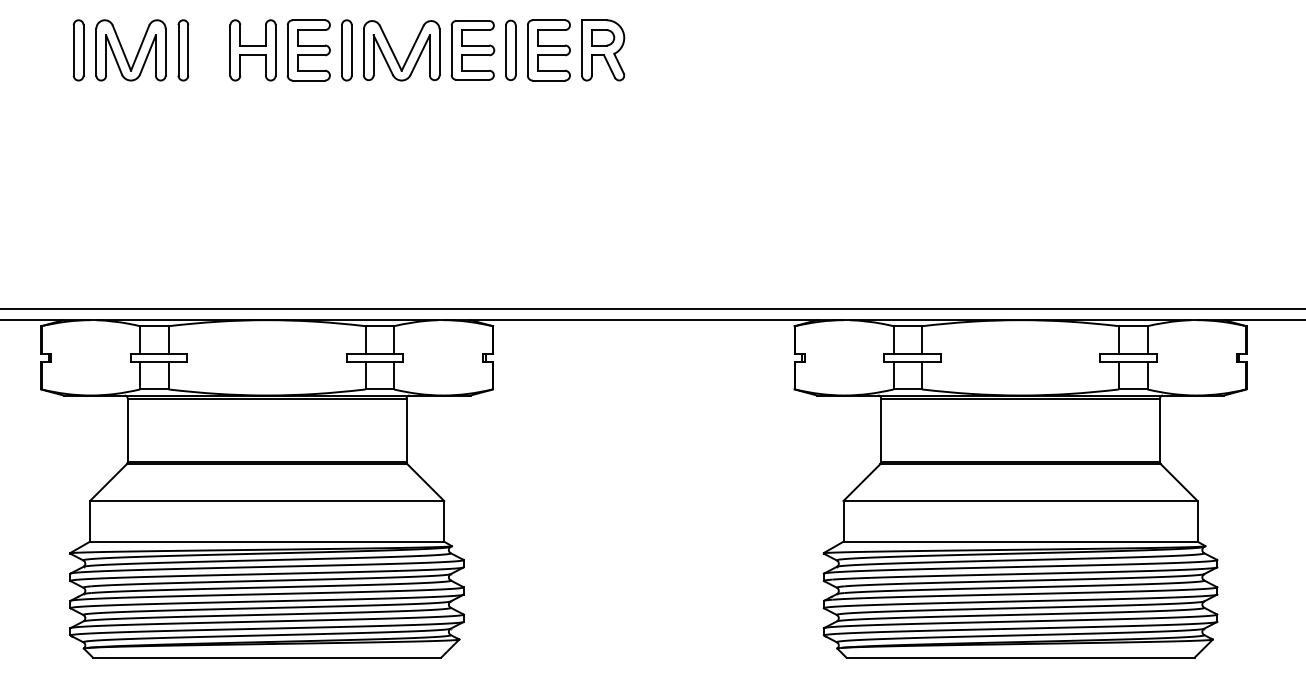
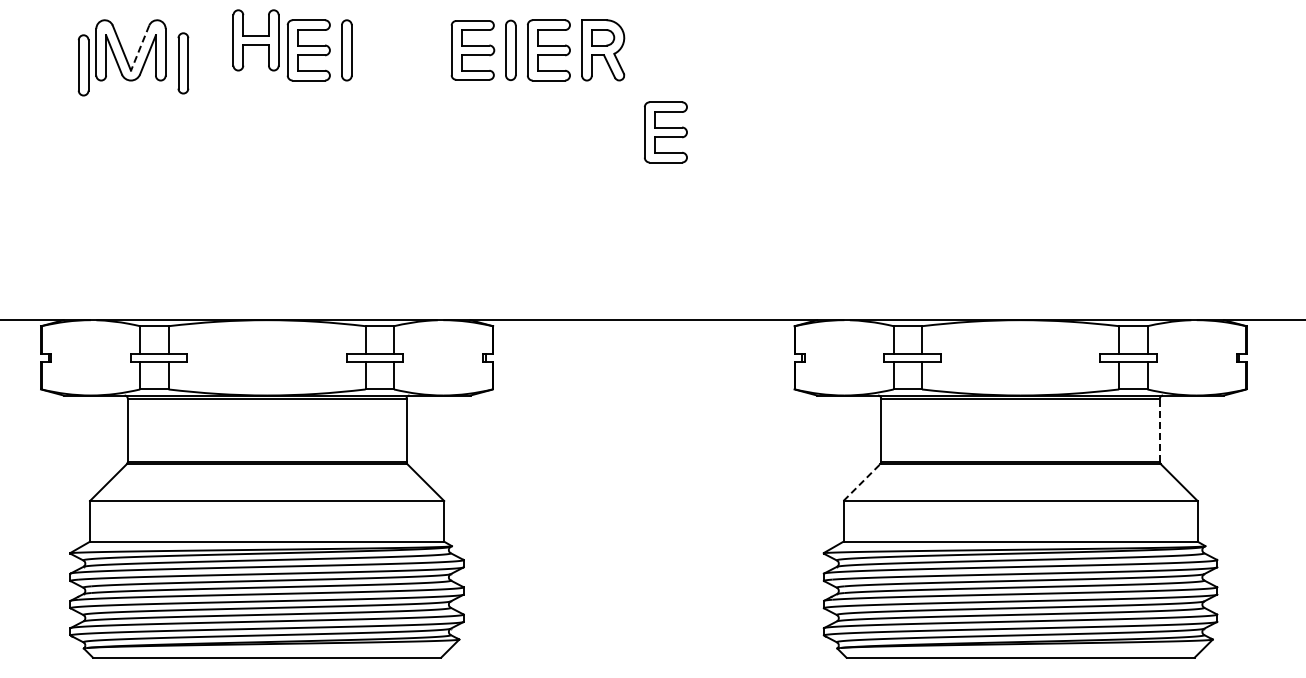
line: solid -> dashed (139, 48)
part position: (78, 50) -> (83, 65) (83, 65)
part position: (183, 50) -> (183, 63) (183, 63)
part position: (252, 50) -> (255, 40) (255, 40)
part: present -> none (394, 53)
part: none -> present (665, 132)
line: present -> none (652, 309)
line: solid -> dashed (1159, 430)
line: solid -> dashed (862, 482)
